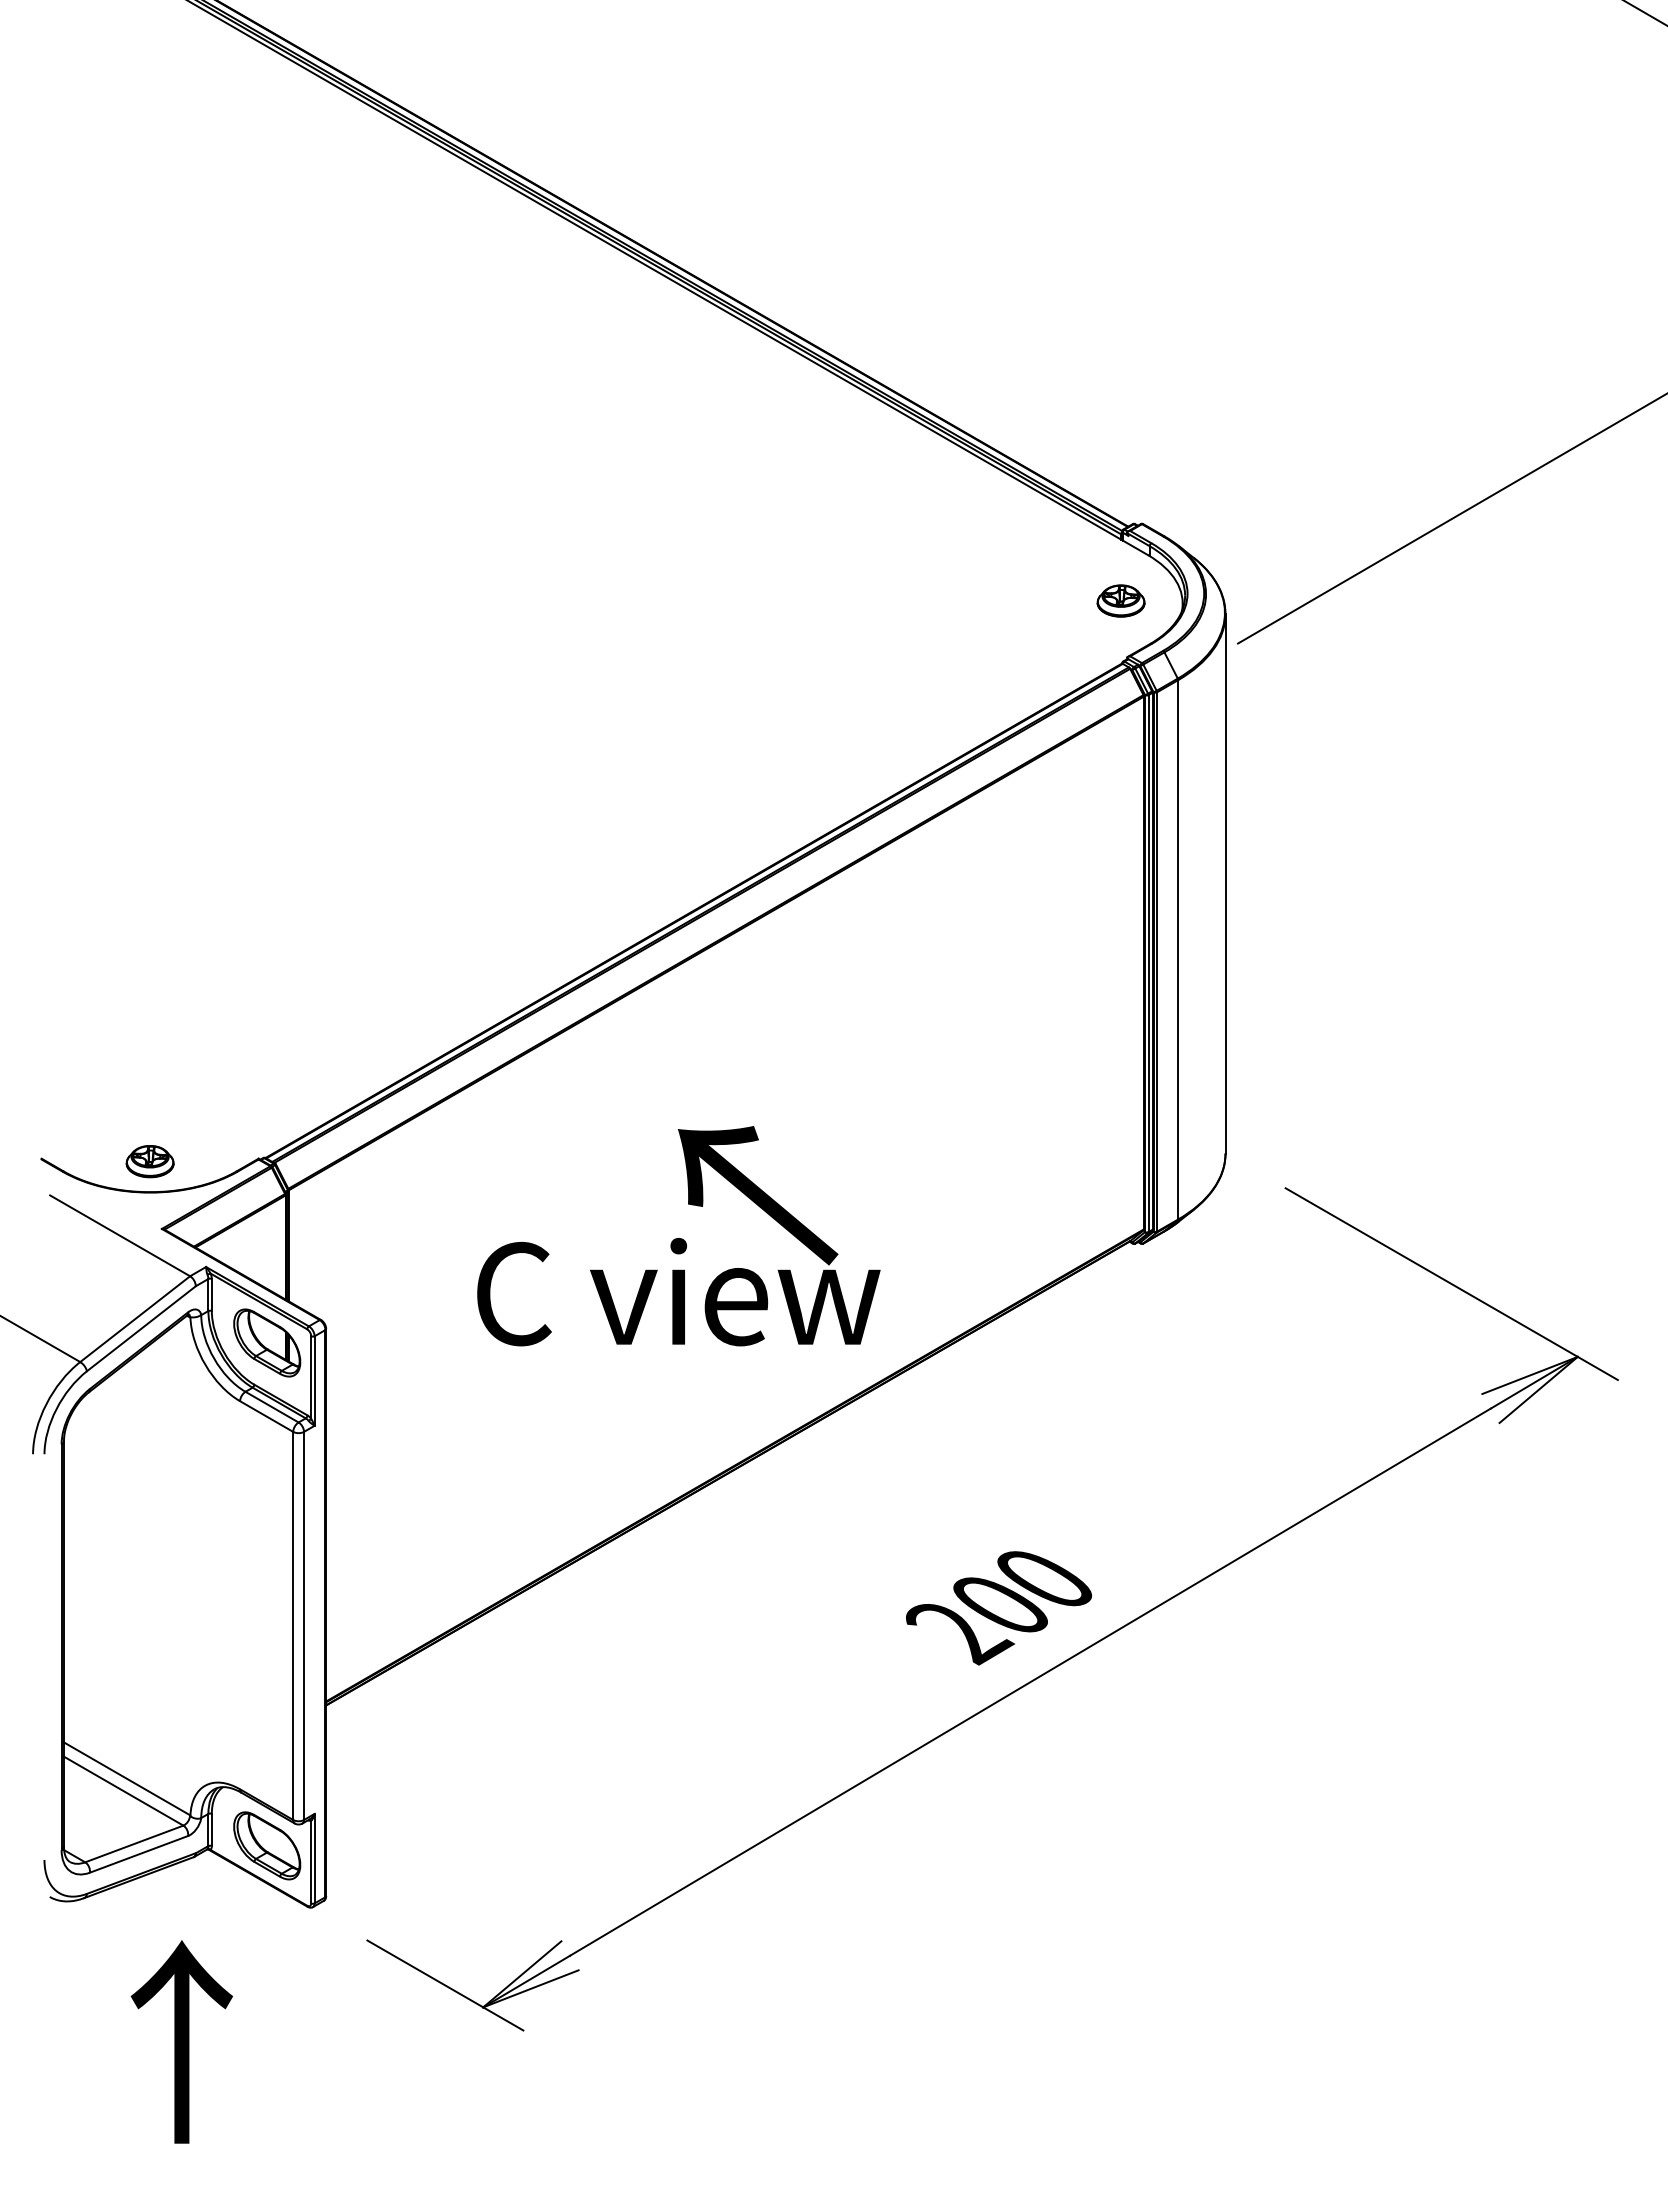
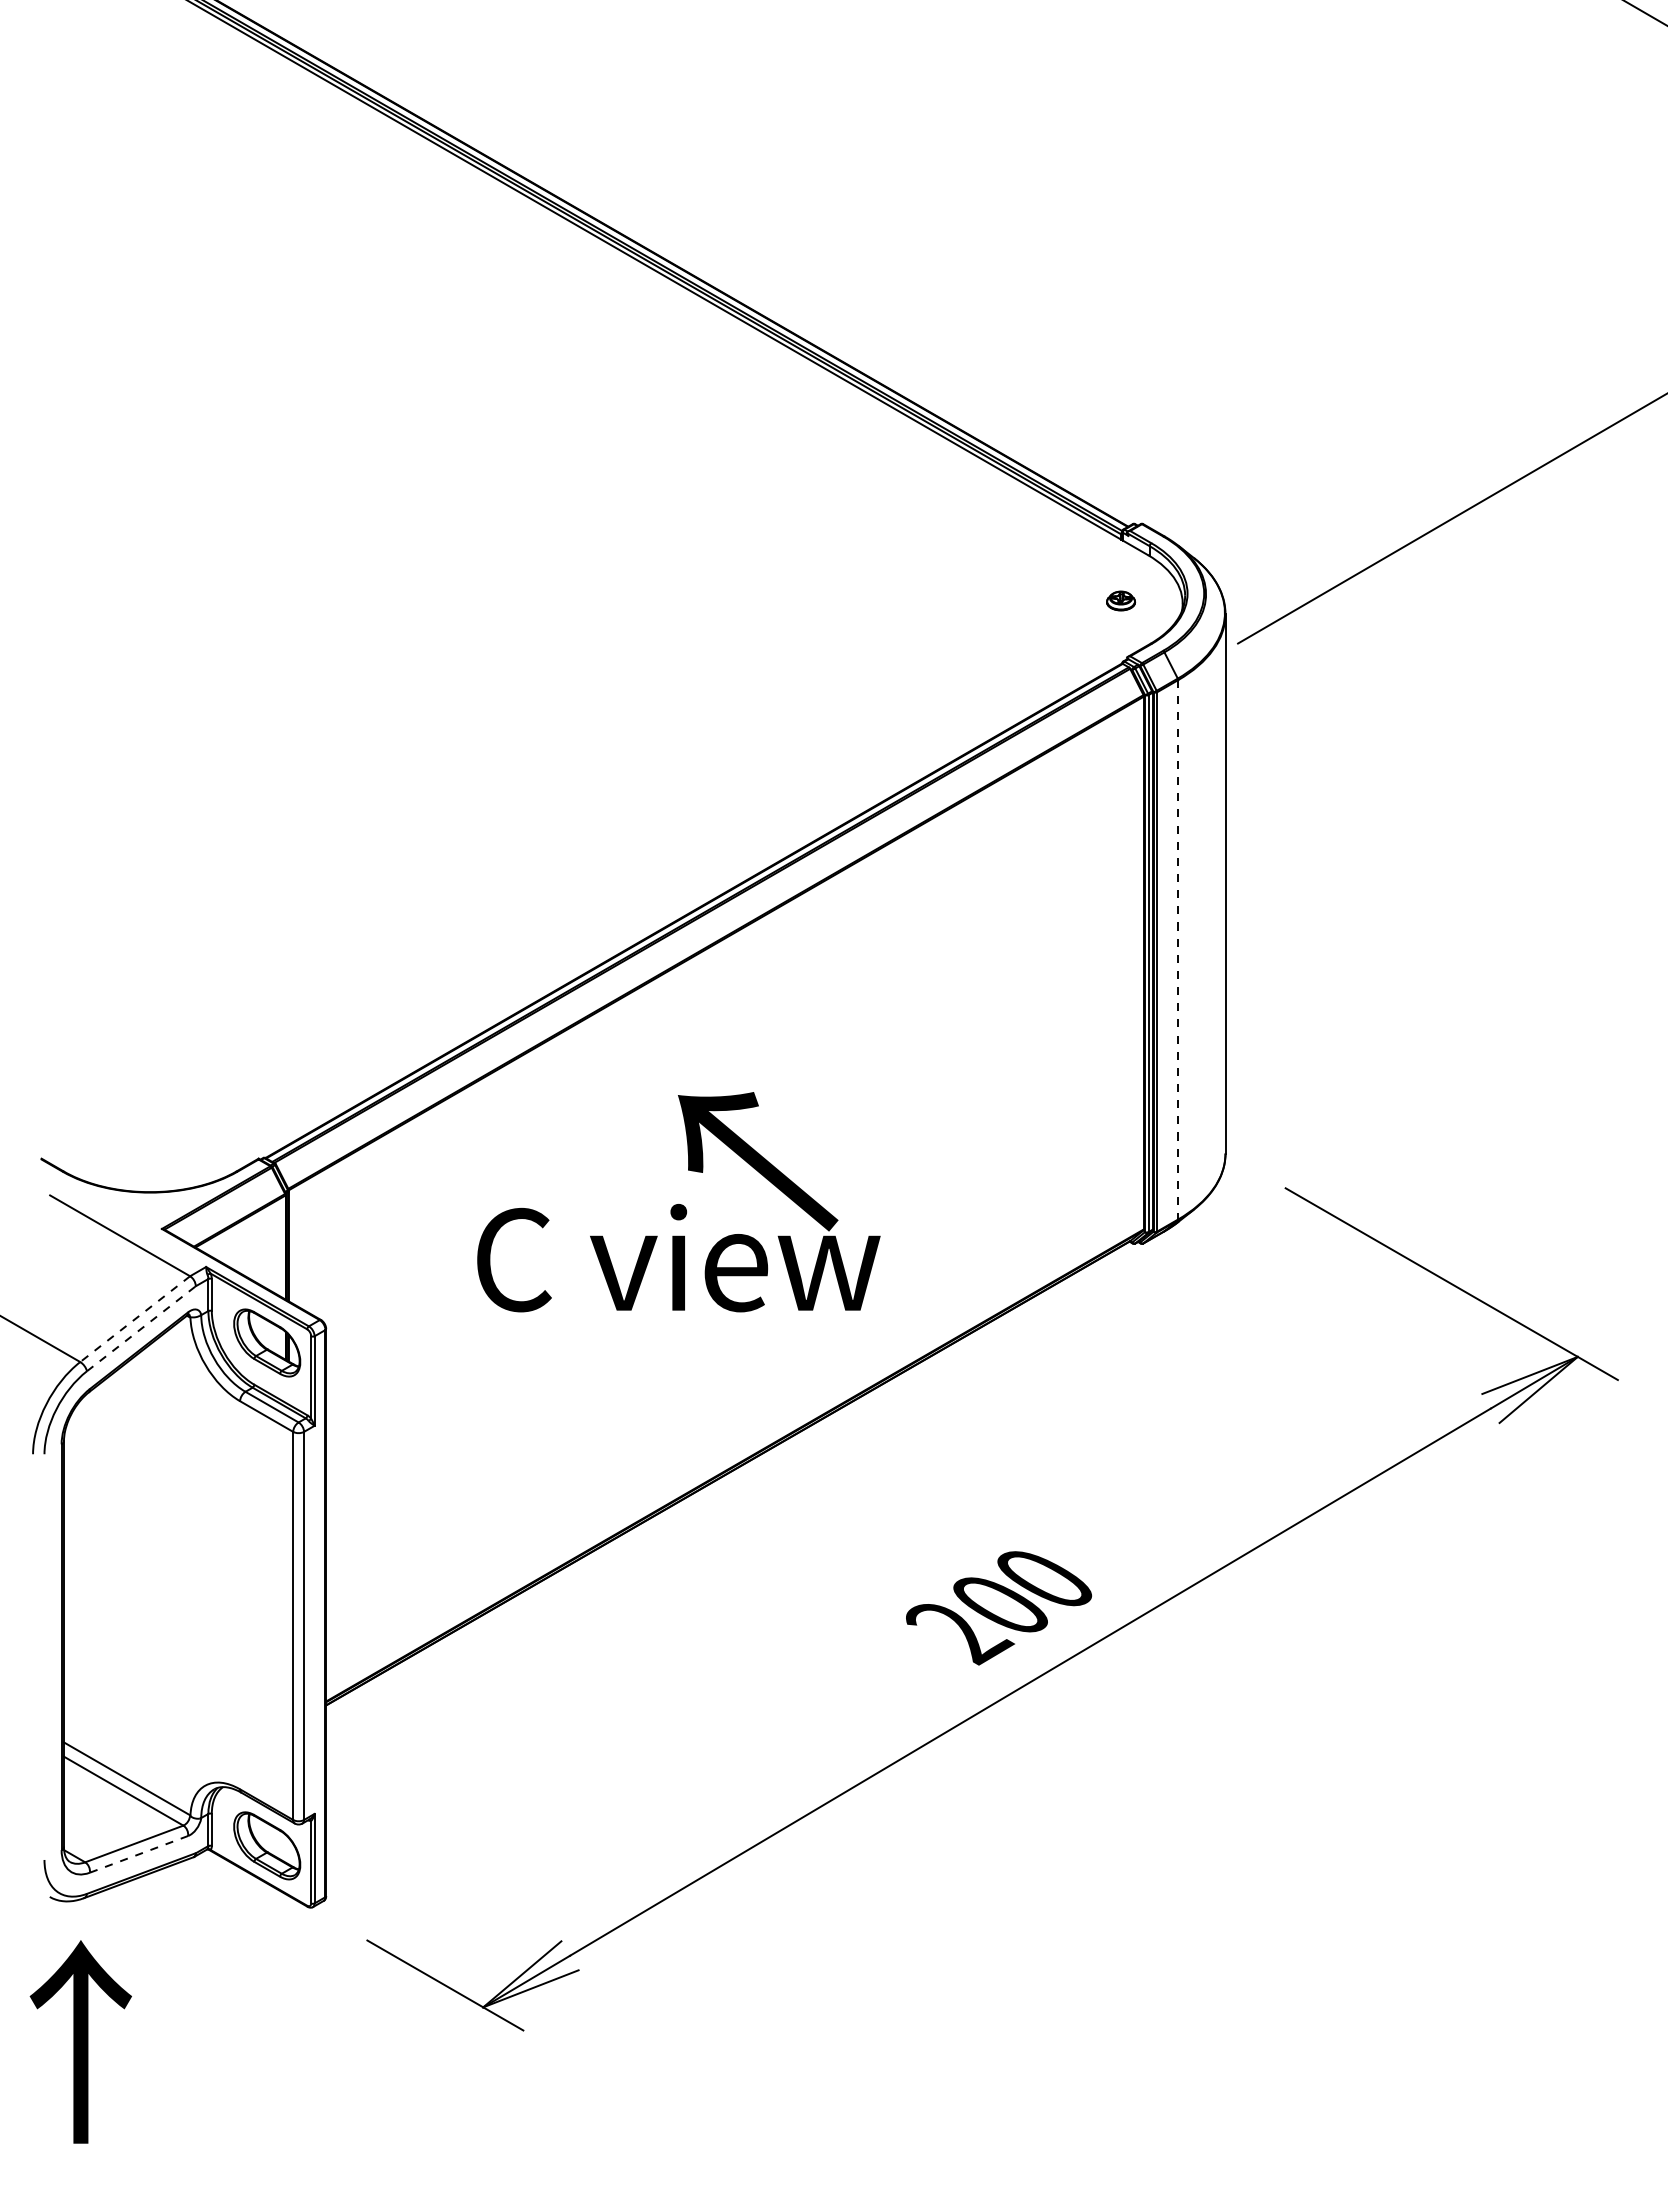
part size: 50x34 px -> 30x22 px (1120, 600)
line: solid -> dashed (1178, 949)
part: present -> none (149, 1161)
text position: (678, 1236) -> (678, 1202) (678, 1202)
line: solid -> dashed (135, 1319)
line: solid -> dashed (141, 1328)
line: solid -> dashed (139, 1854)
text position: (181, 2041) -> (80, 2041) (80, 2041)
